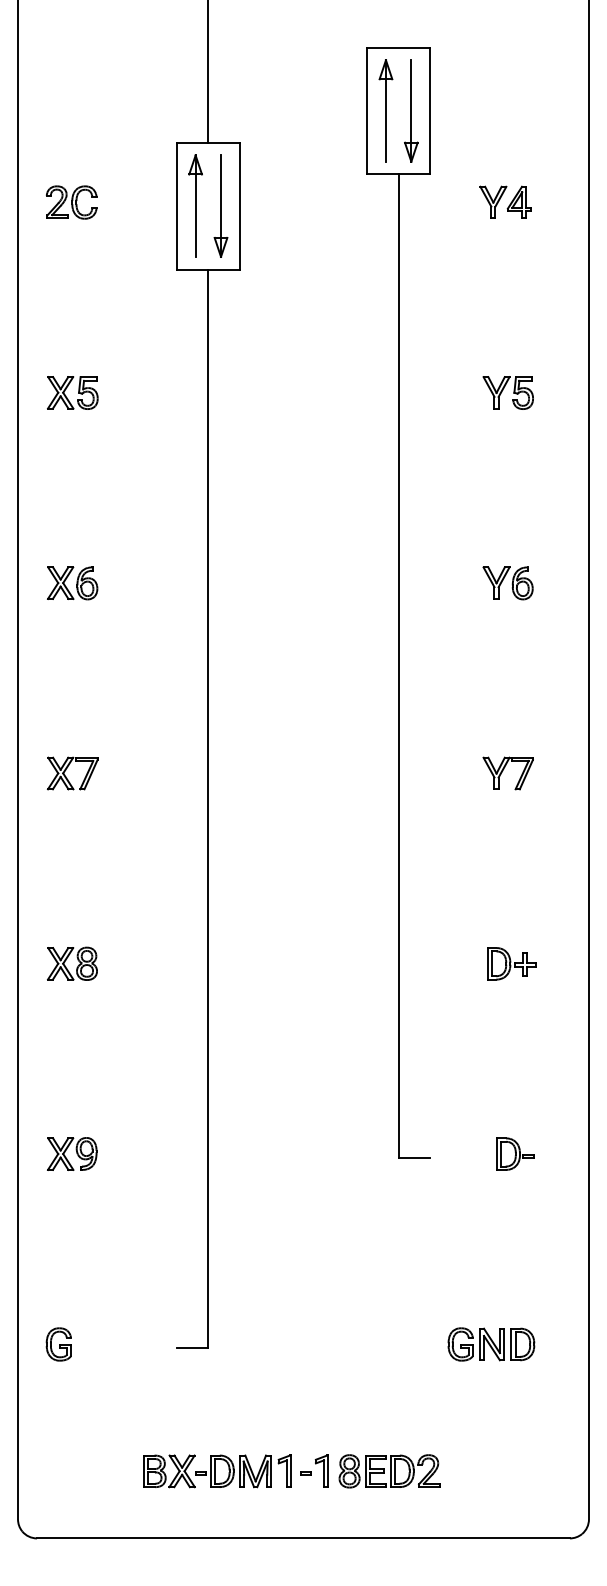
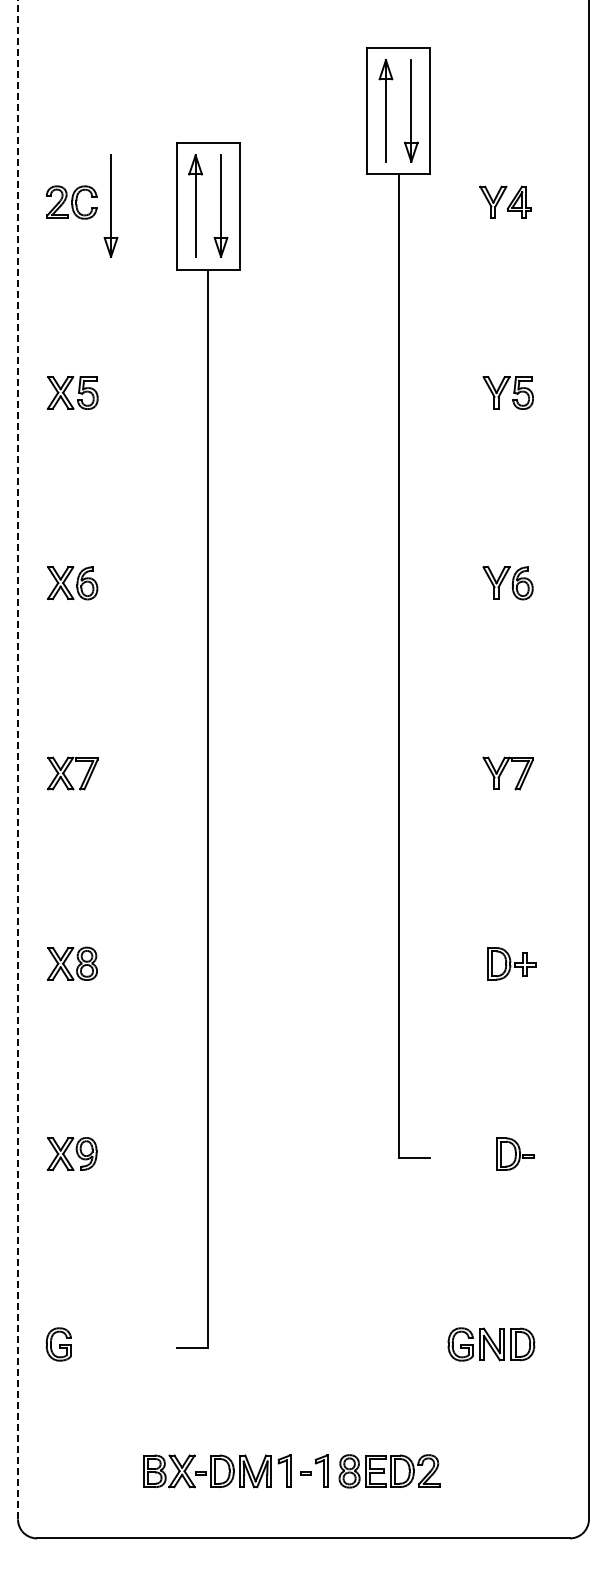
line: present -> none (208, 72)
part: none -> present (110, 205)
line: solid -> dashed (18, 759)
